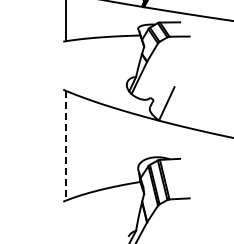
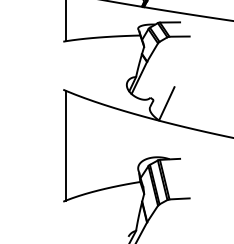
line: dashed -> solid (66, 145)
